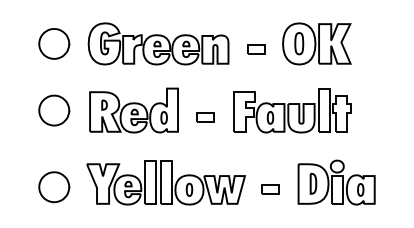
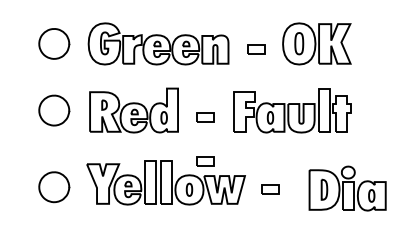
part: none -> present (205, 161)
part position: (336, 182) -> (347, 188) (347, 188)
